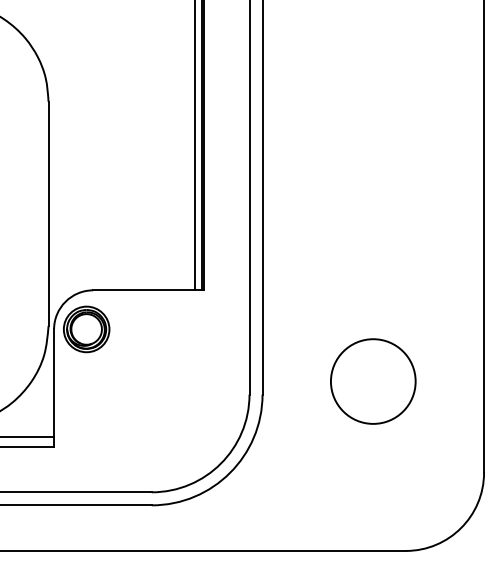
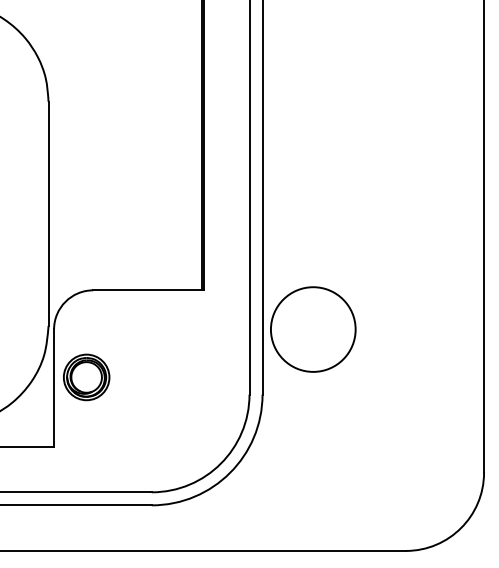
line: present -> none (195, 146)
part position: (86, 329) -> (86, 377) (86, 377)
circle position: (373, 381) -> (313, 329) (313, 329)
line: present -> none (28, 436)
